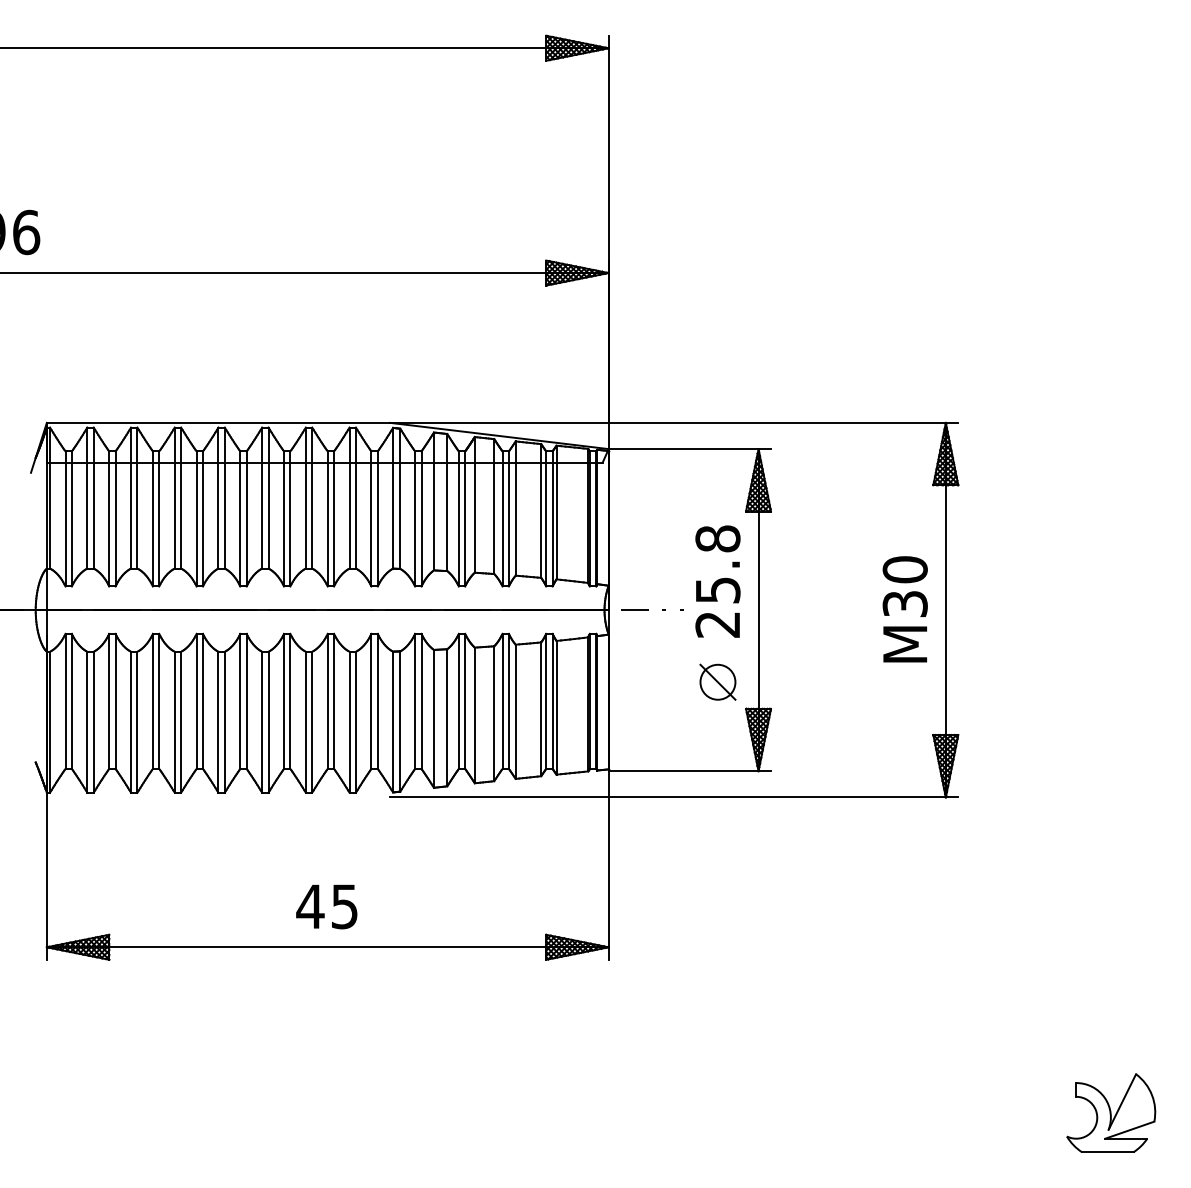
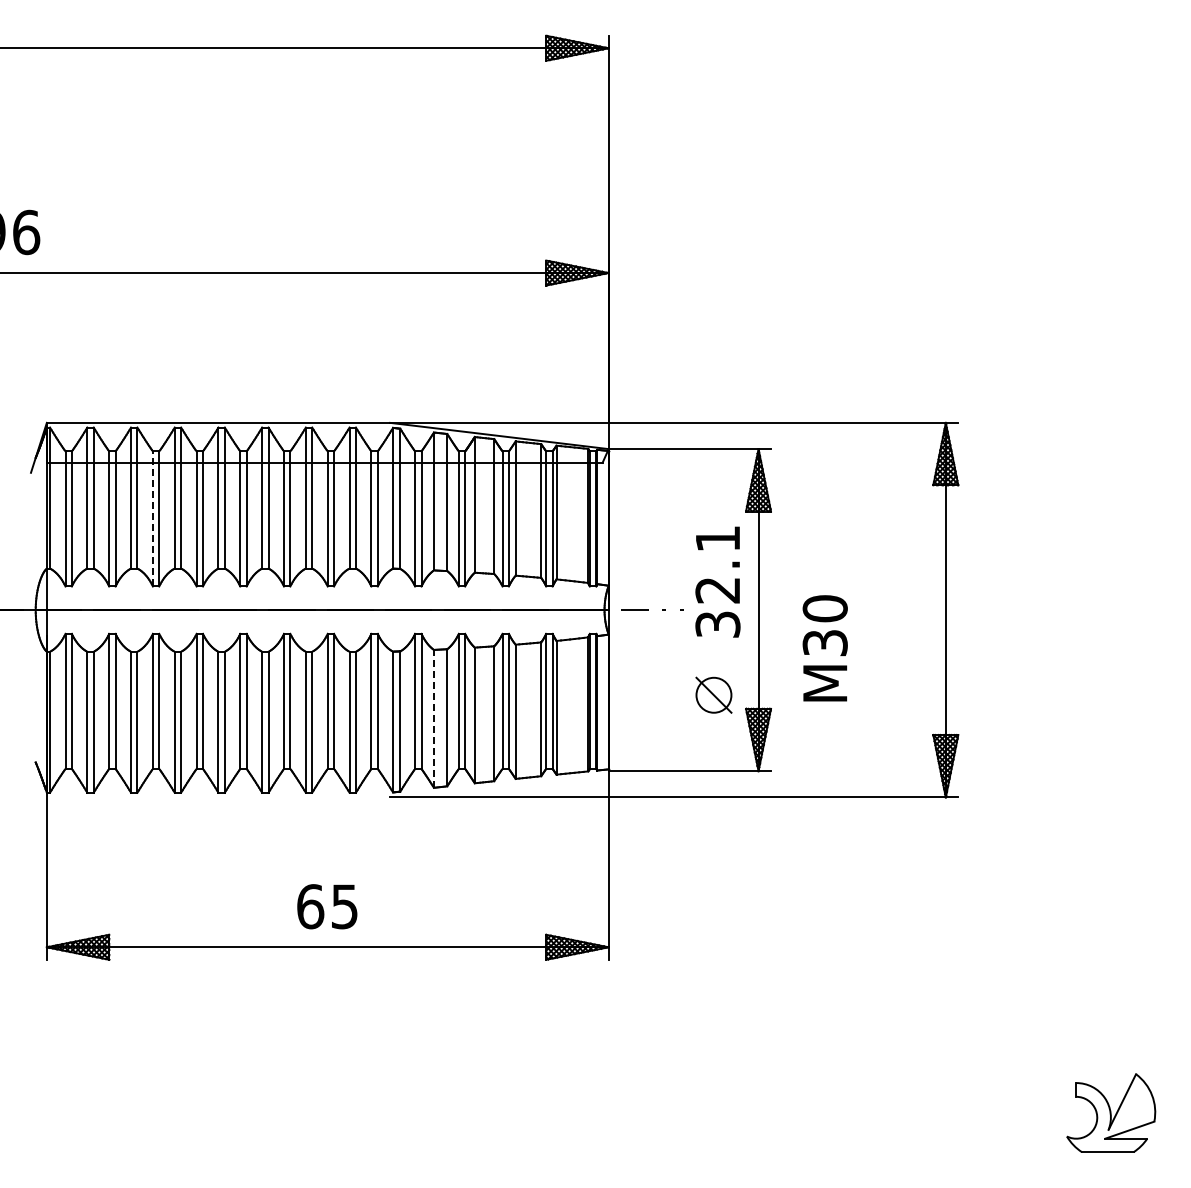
line: solid -> dashed (152, 518)
text: 25.8 -> 32.1 (717, 581)
text position: (904, 609) -> (824, 648) (824, 648)
part position: (717, 681) -> (713, 694) (713, 694)
line: solid -> dashed (433, 718)
text: 45 -> 65 (310, 906)
